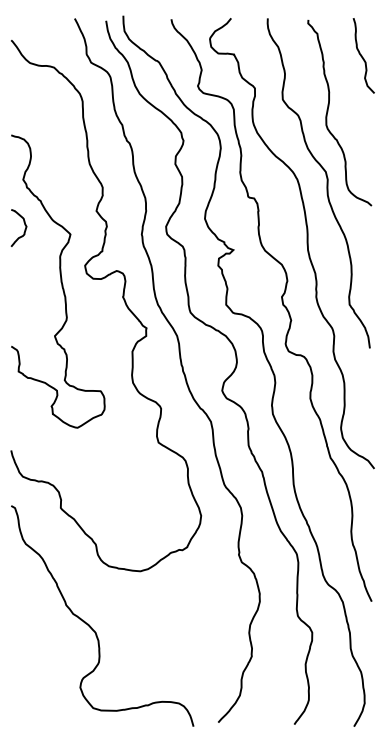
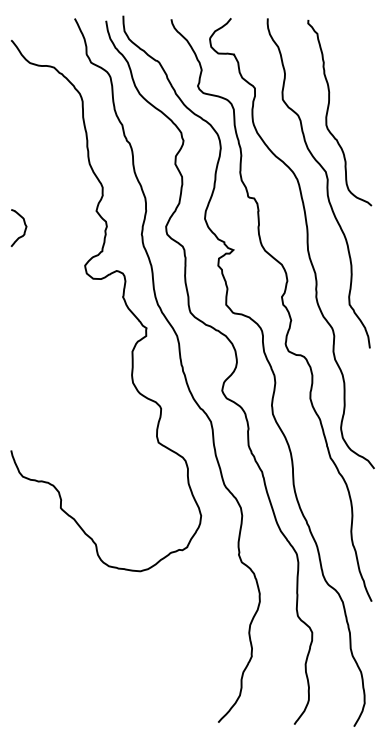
curve: present -> none (362, 55)
curve: present -> none (60, 281)
curve: present -> none (91, 626)
